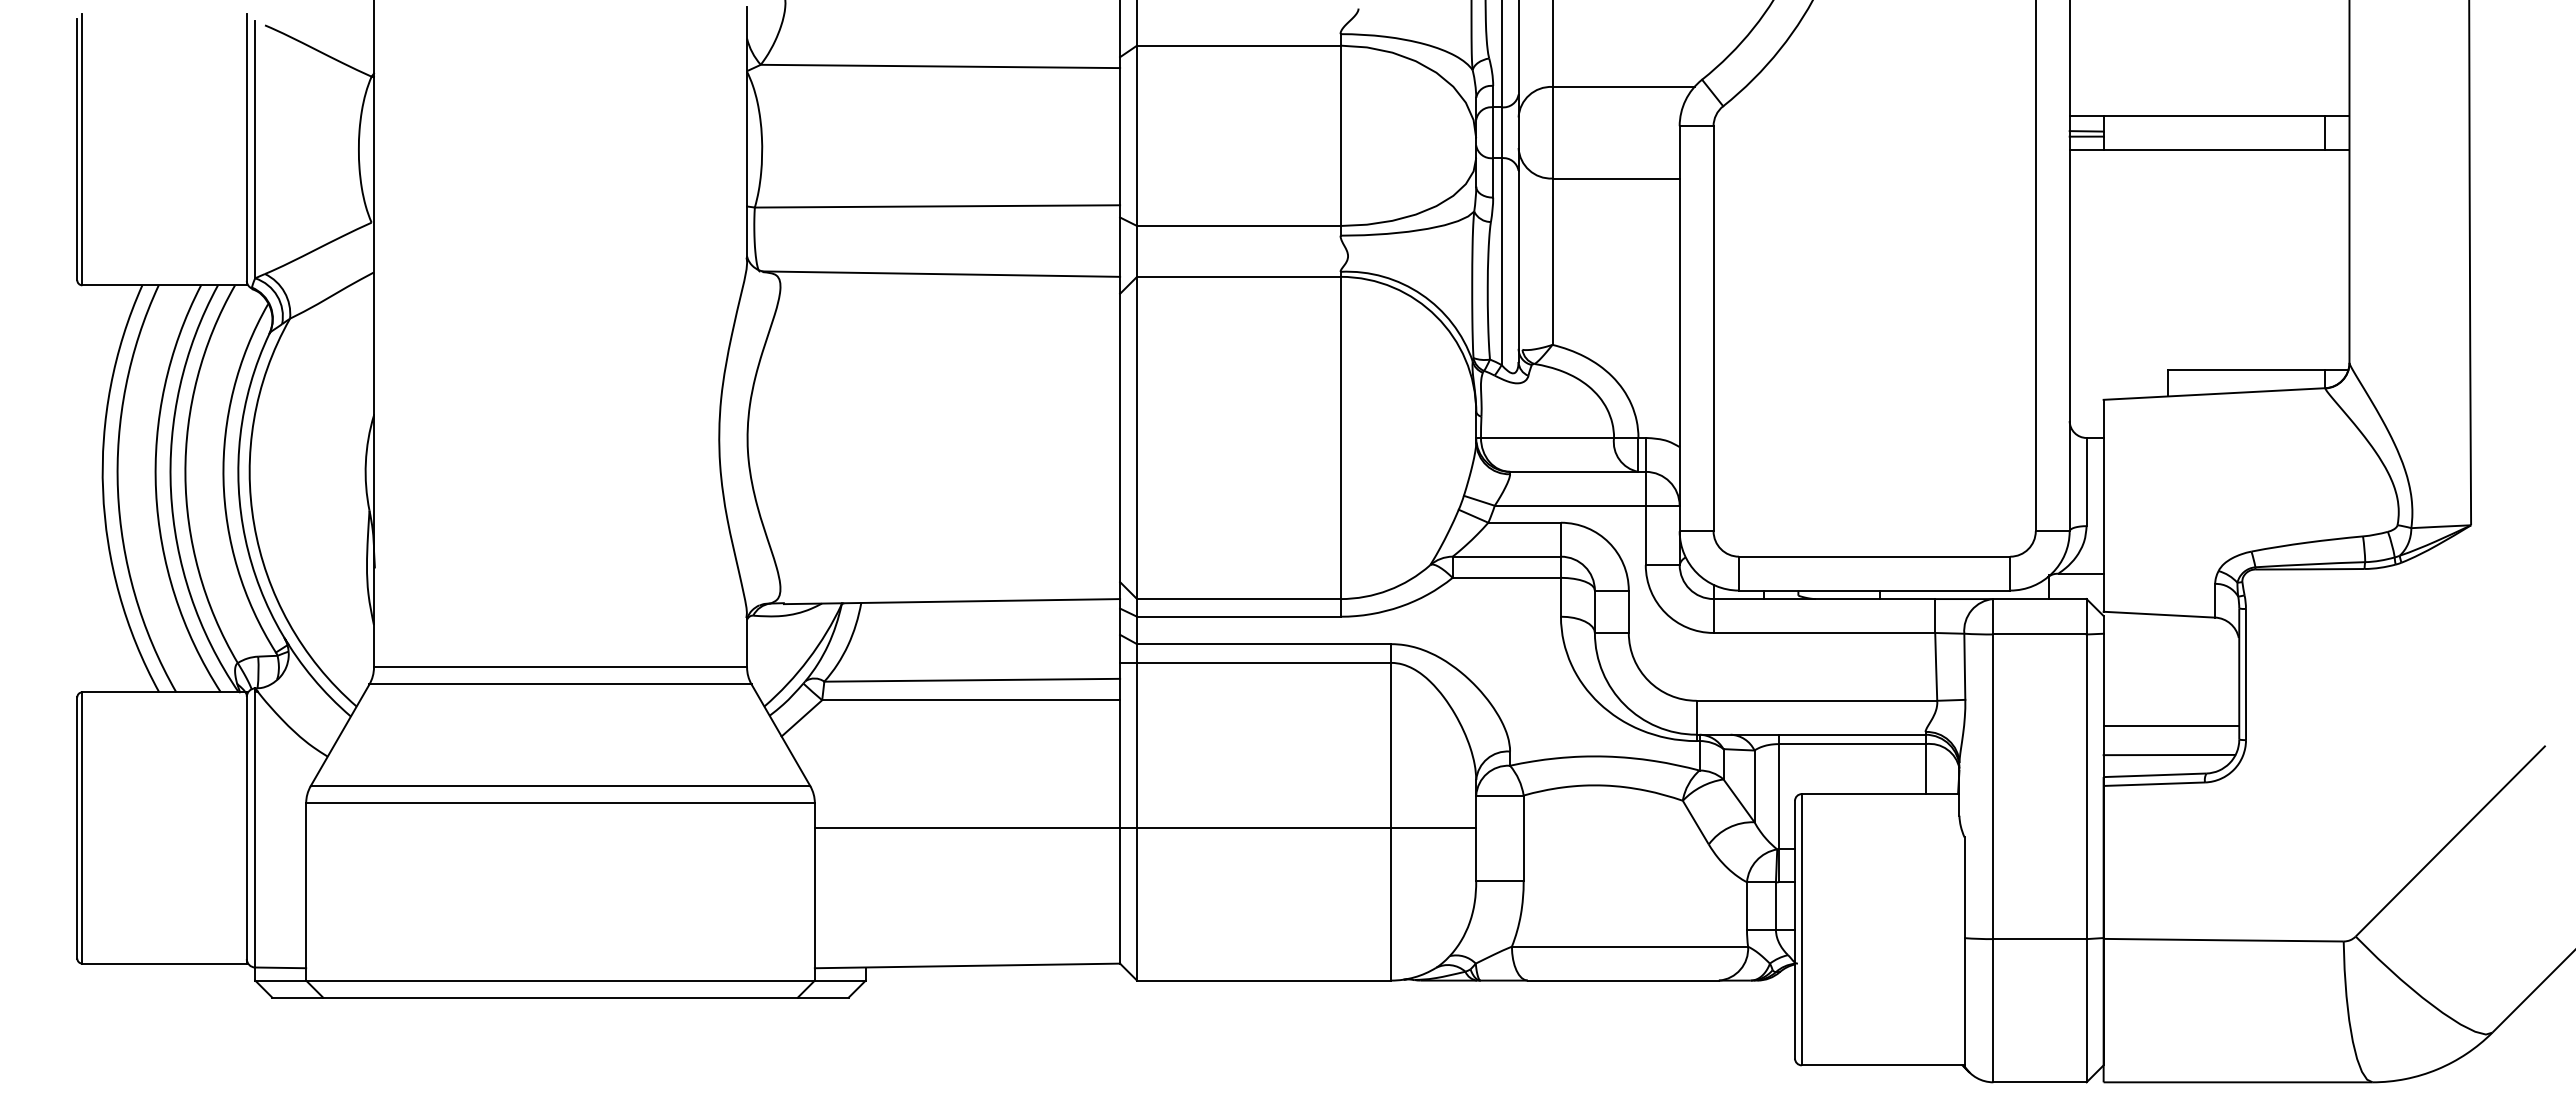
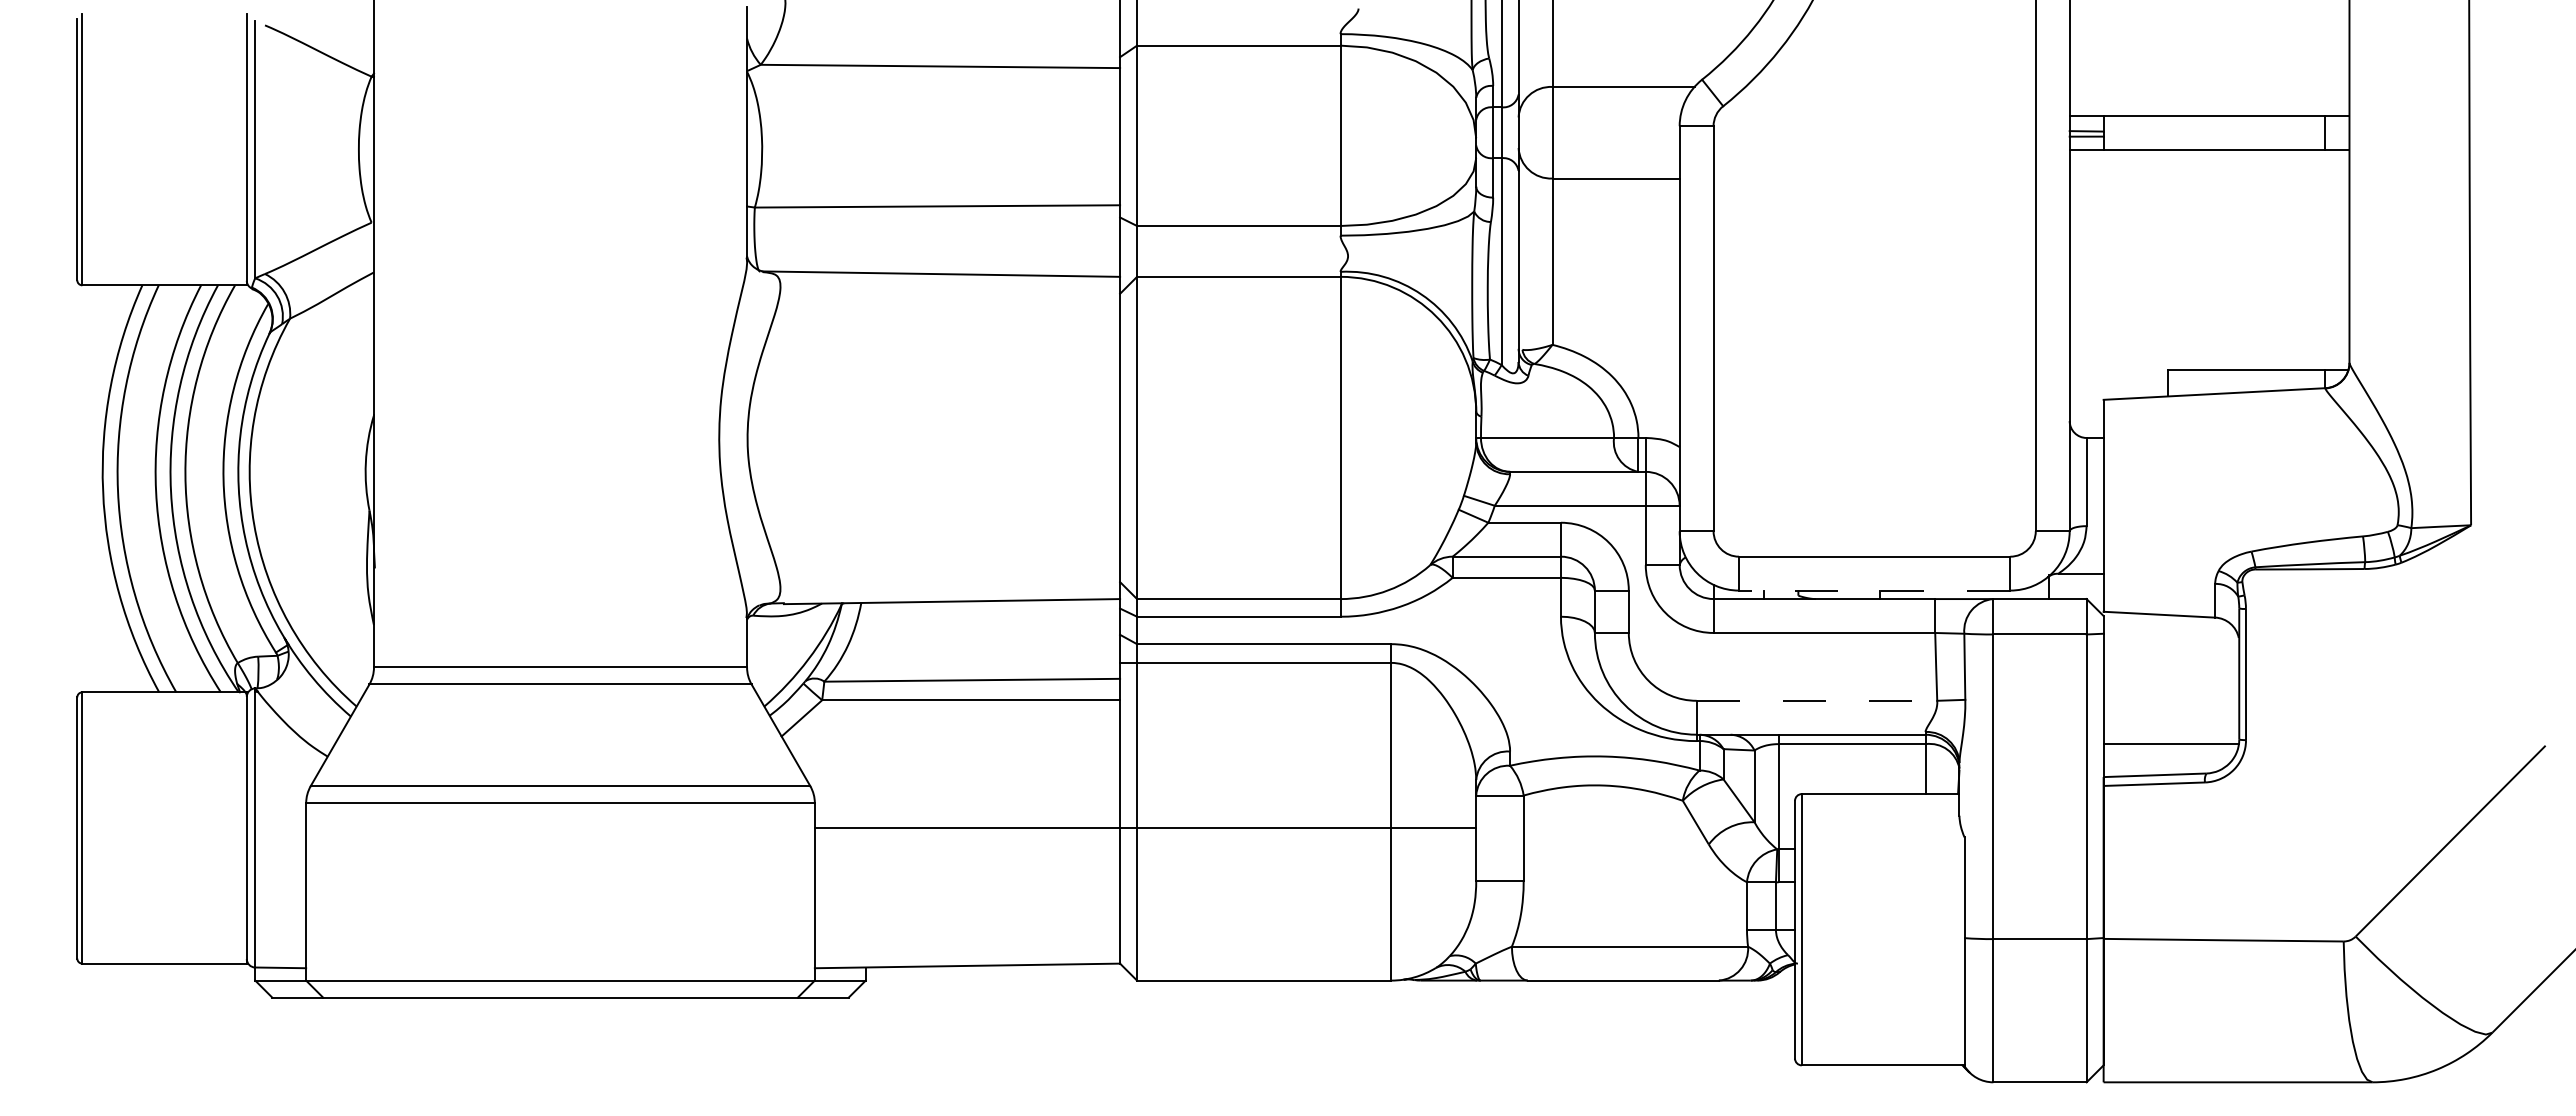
line: solid -> dashed (1874, 590)
line: solid -> dashed (1817, 700)
line position: (2171, 726) -> (2171, 744) (2171, 744)
line: present -> none (2169, 754)
